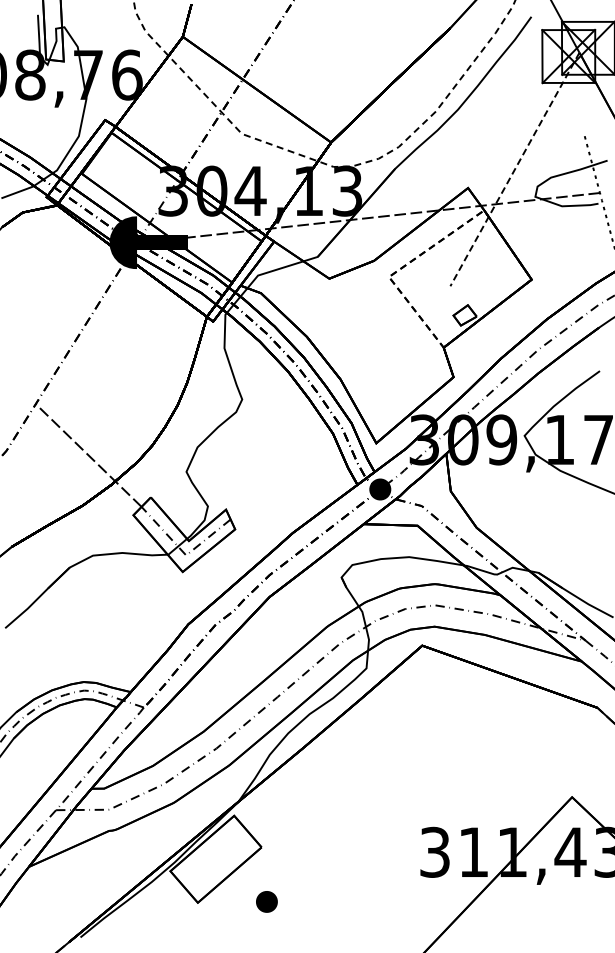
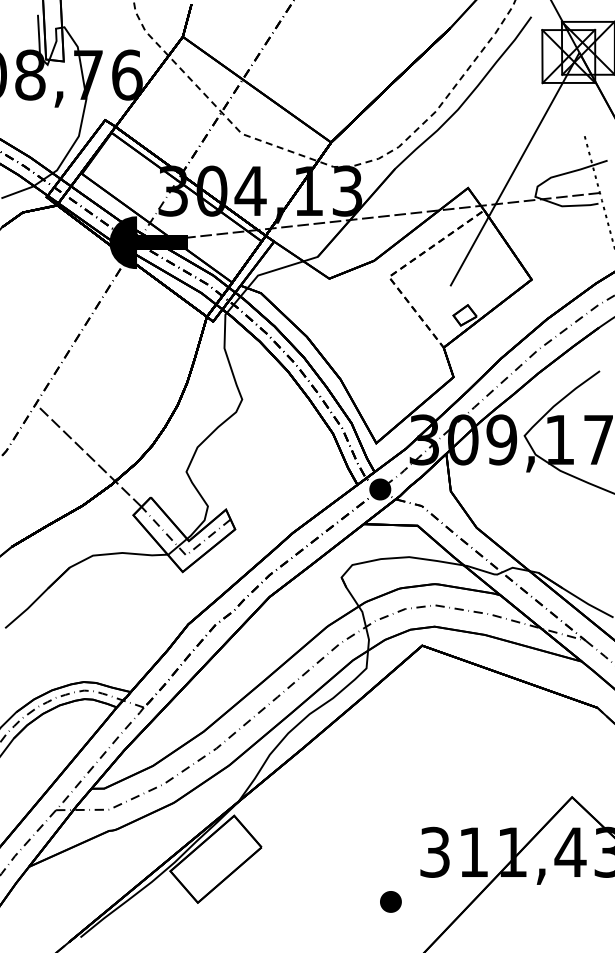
line: dashed -> solid (514, 169)
part position: (266, 901) -> (390, 901) (390, 901)
